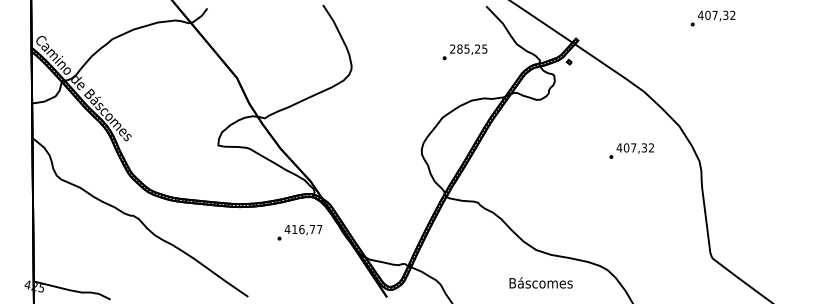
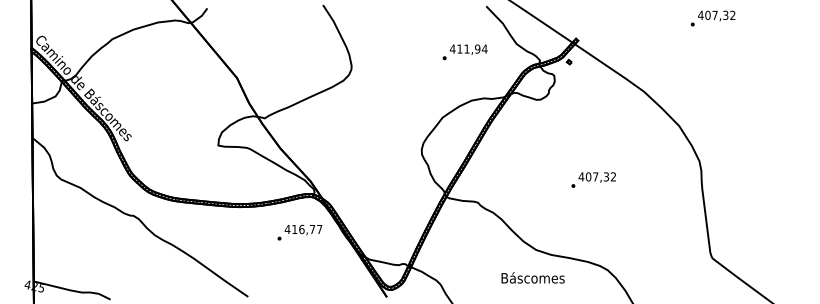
text: 285,25 -> 411,94 (468, 48)
text position: (631, 150) -> (593, 179) (593, 179)
text position: (540, 282) -> (532, 277) (532, 277)
